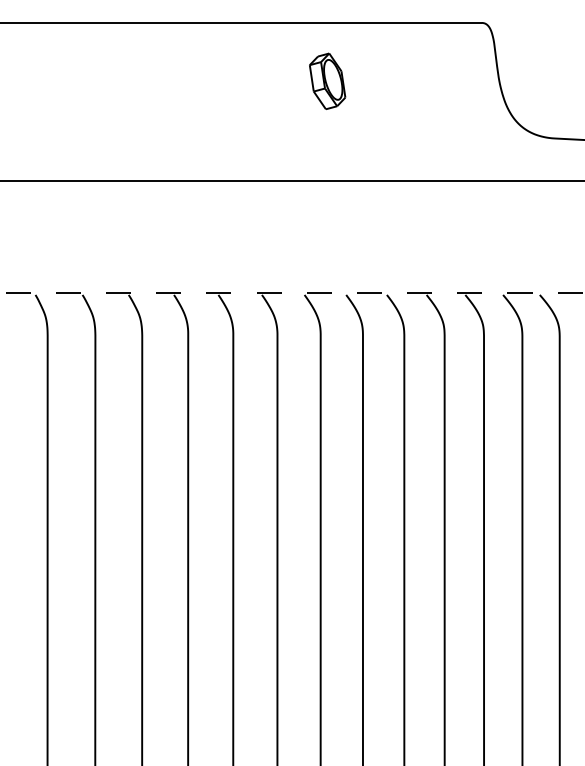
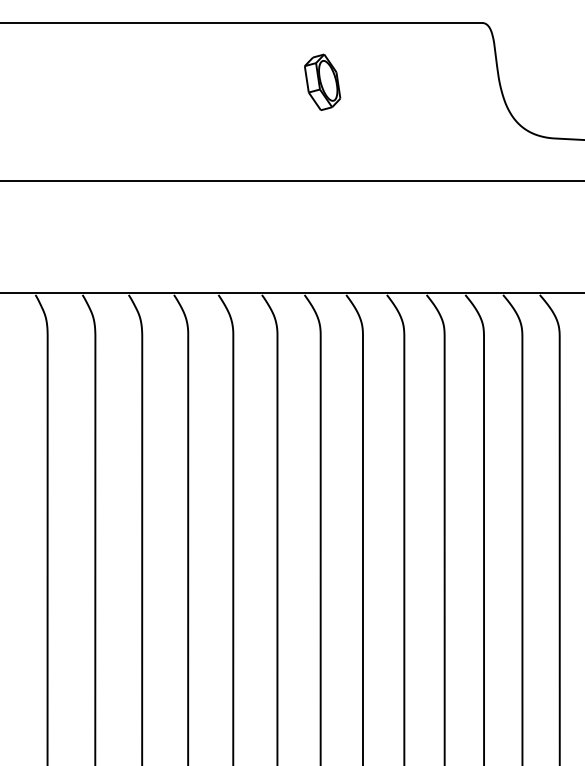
part position: (327, 80) -> (322, 81) (322, 81)
line: dashed -> solid (293, 292)
